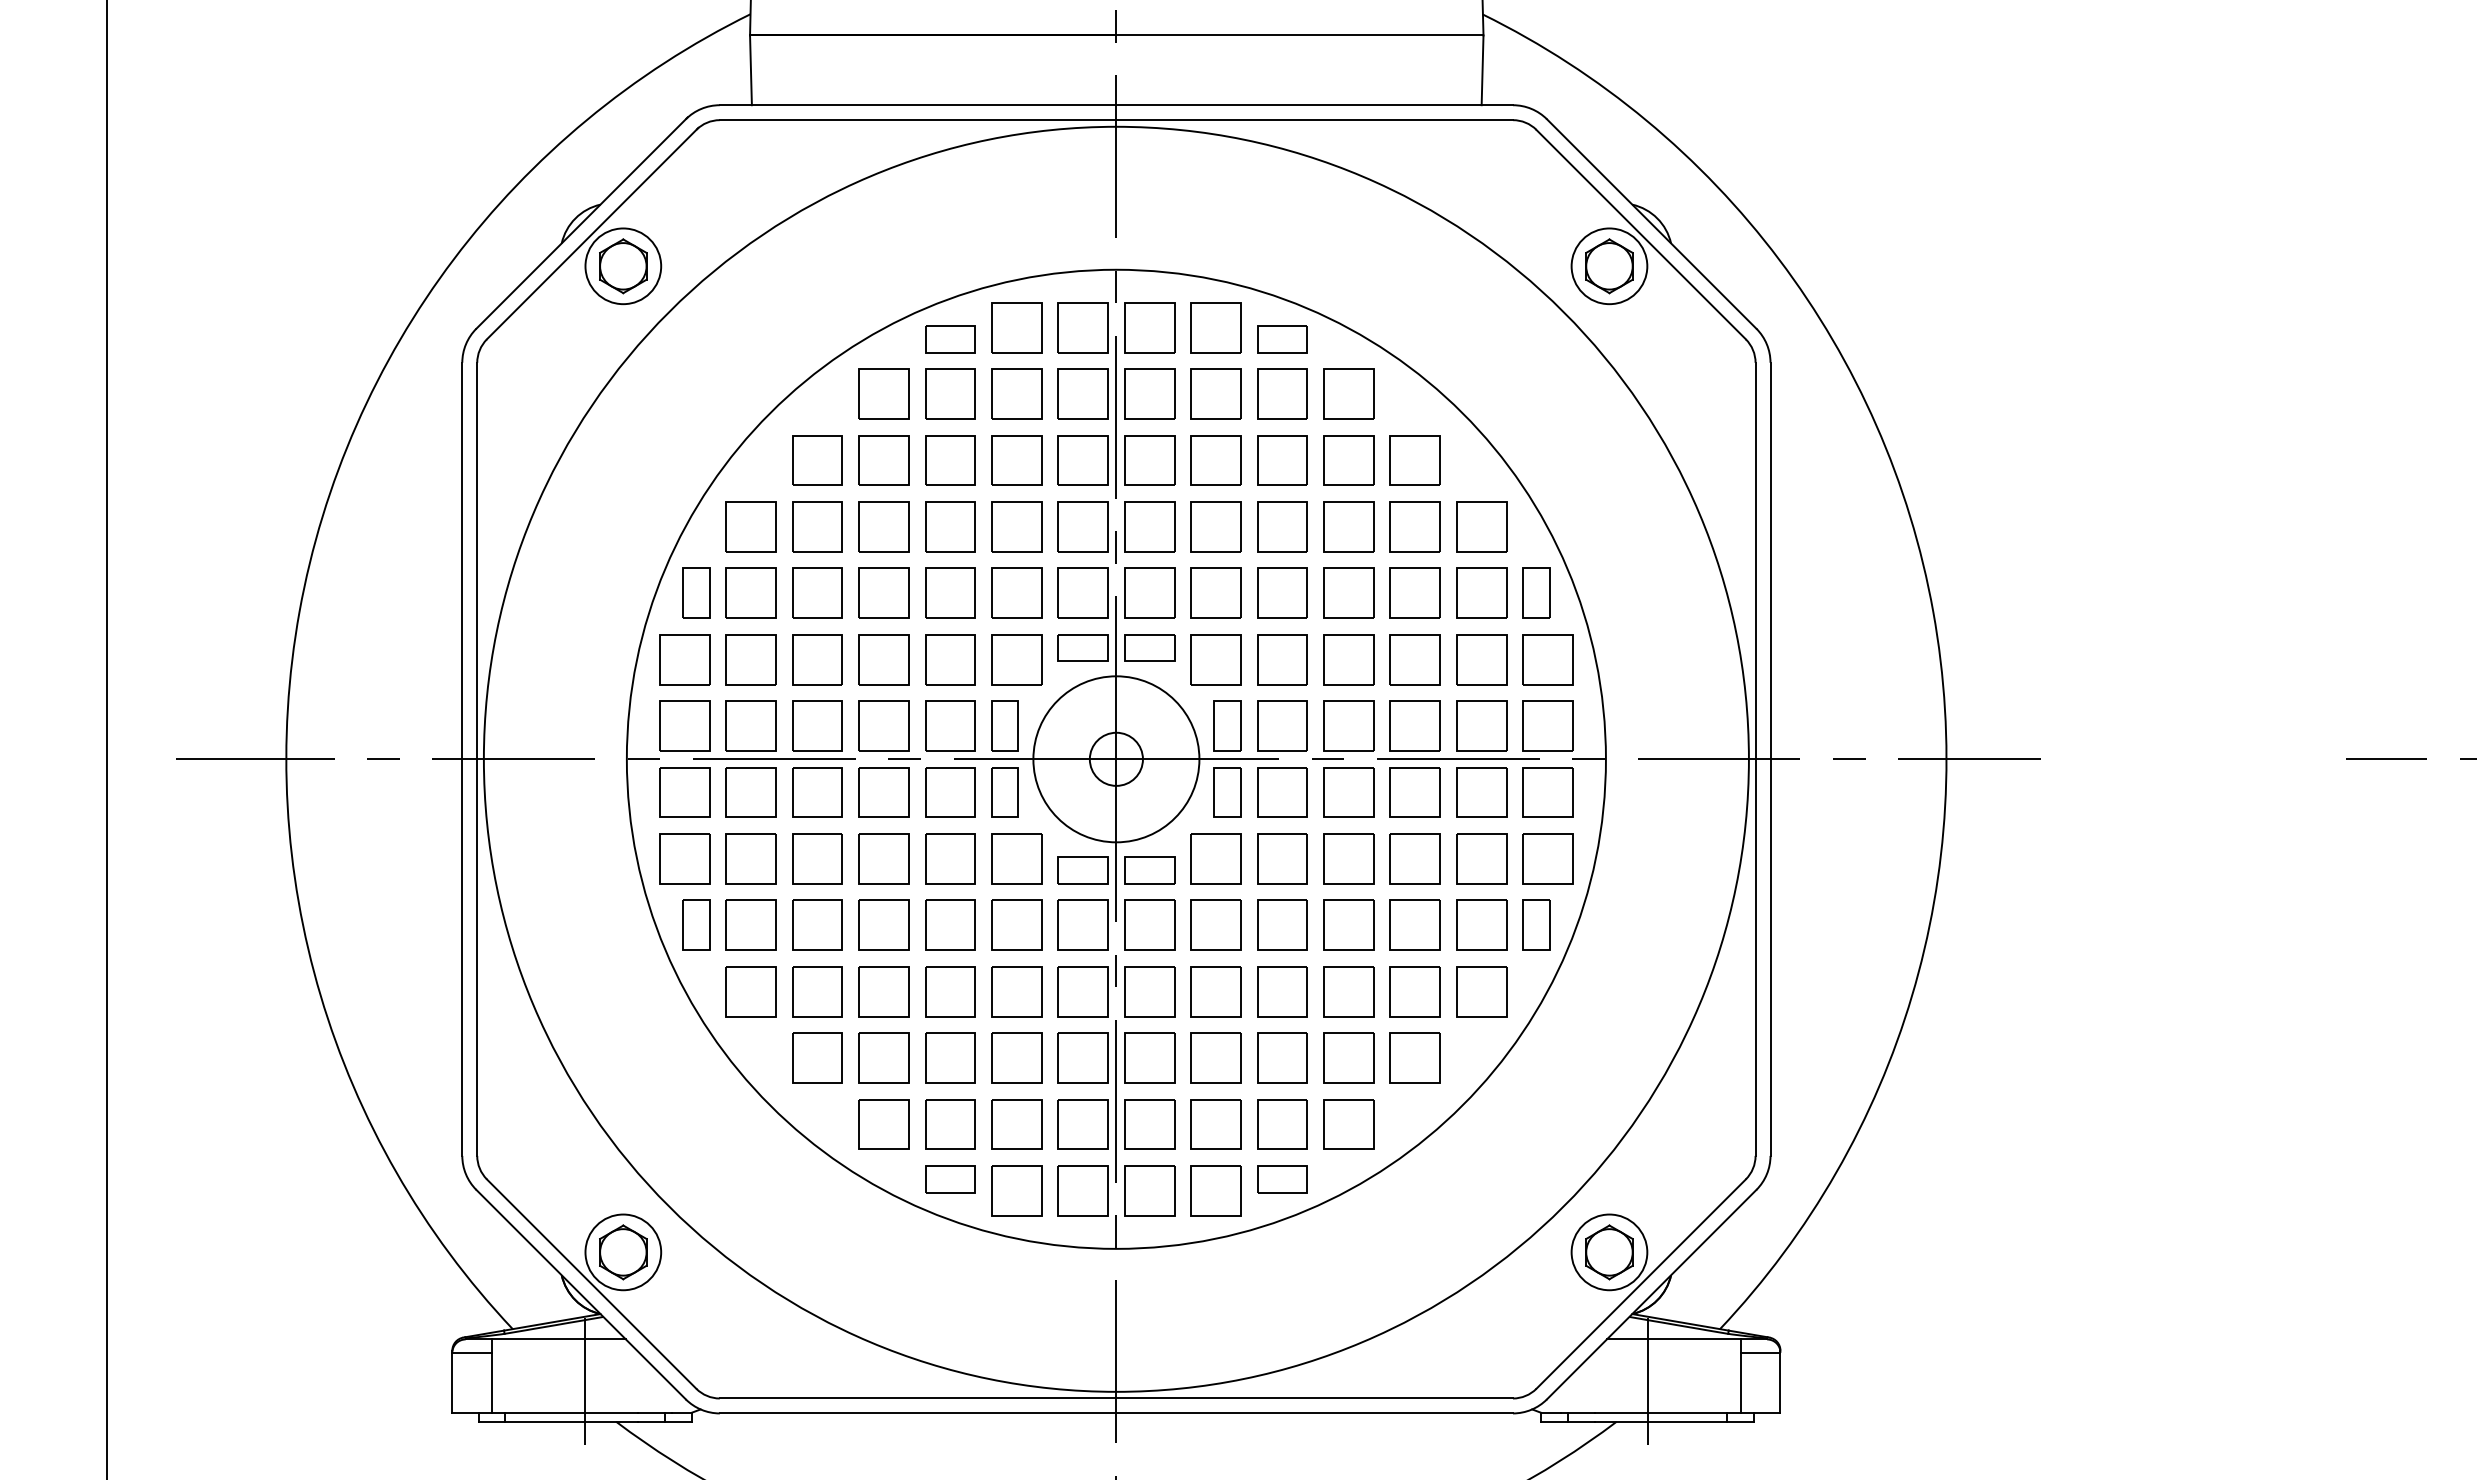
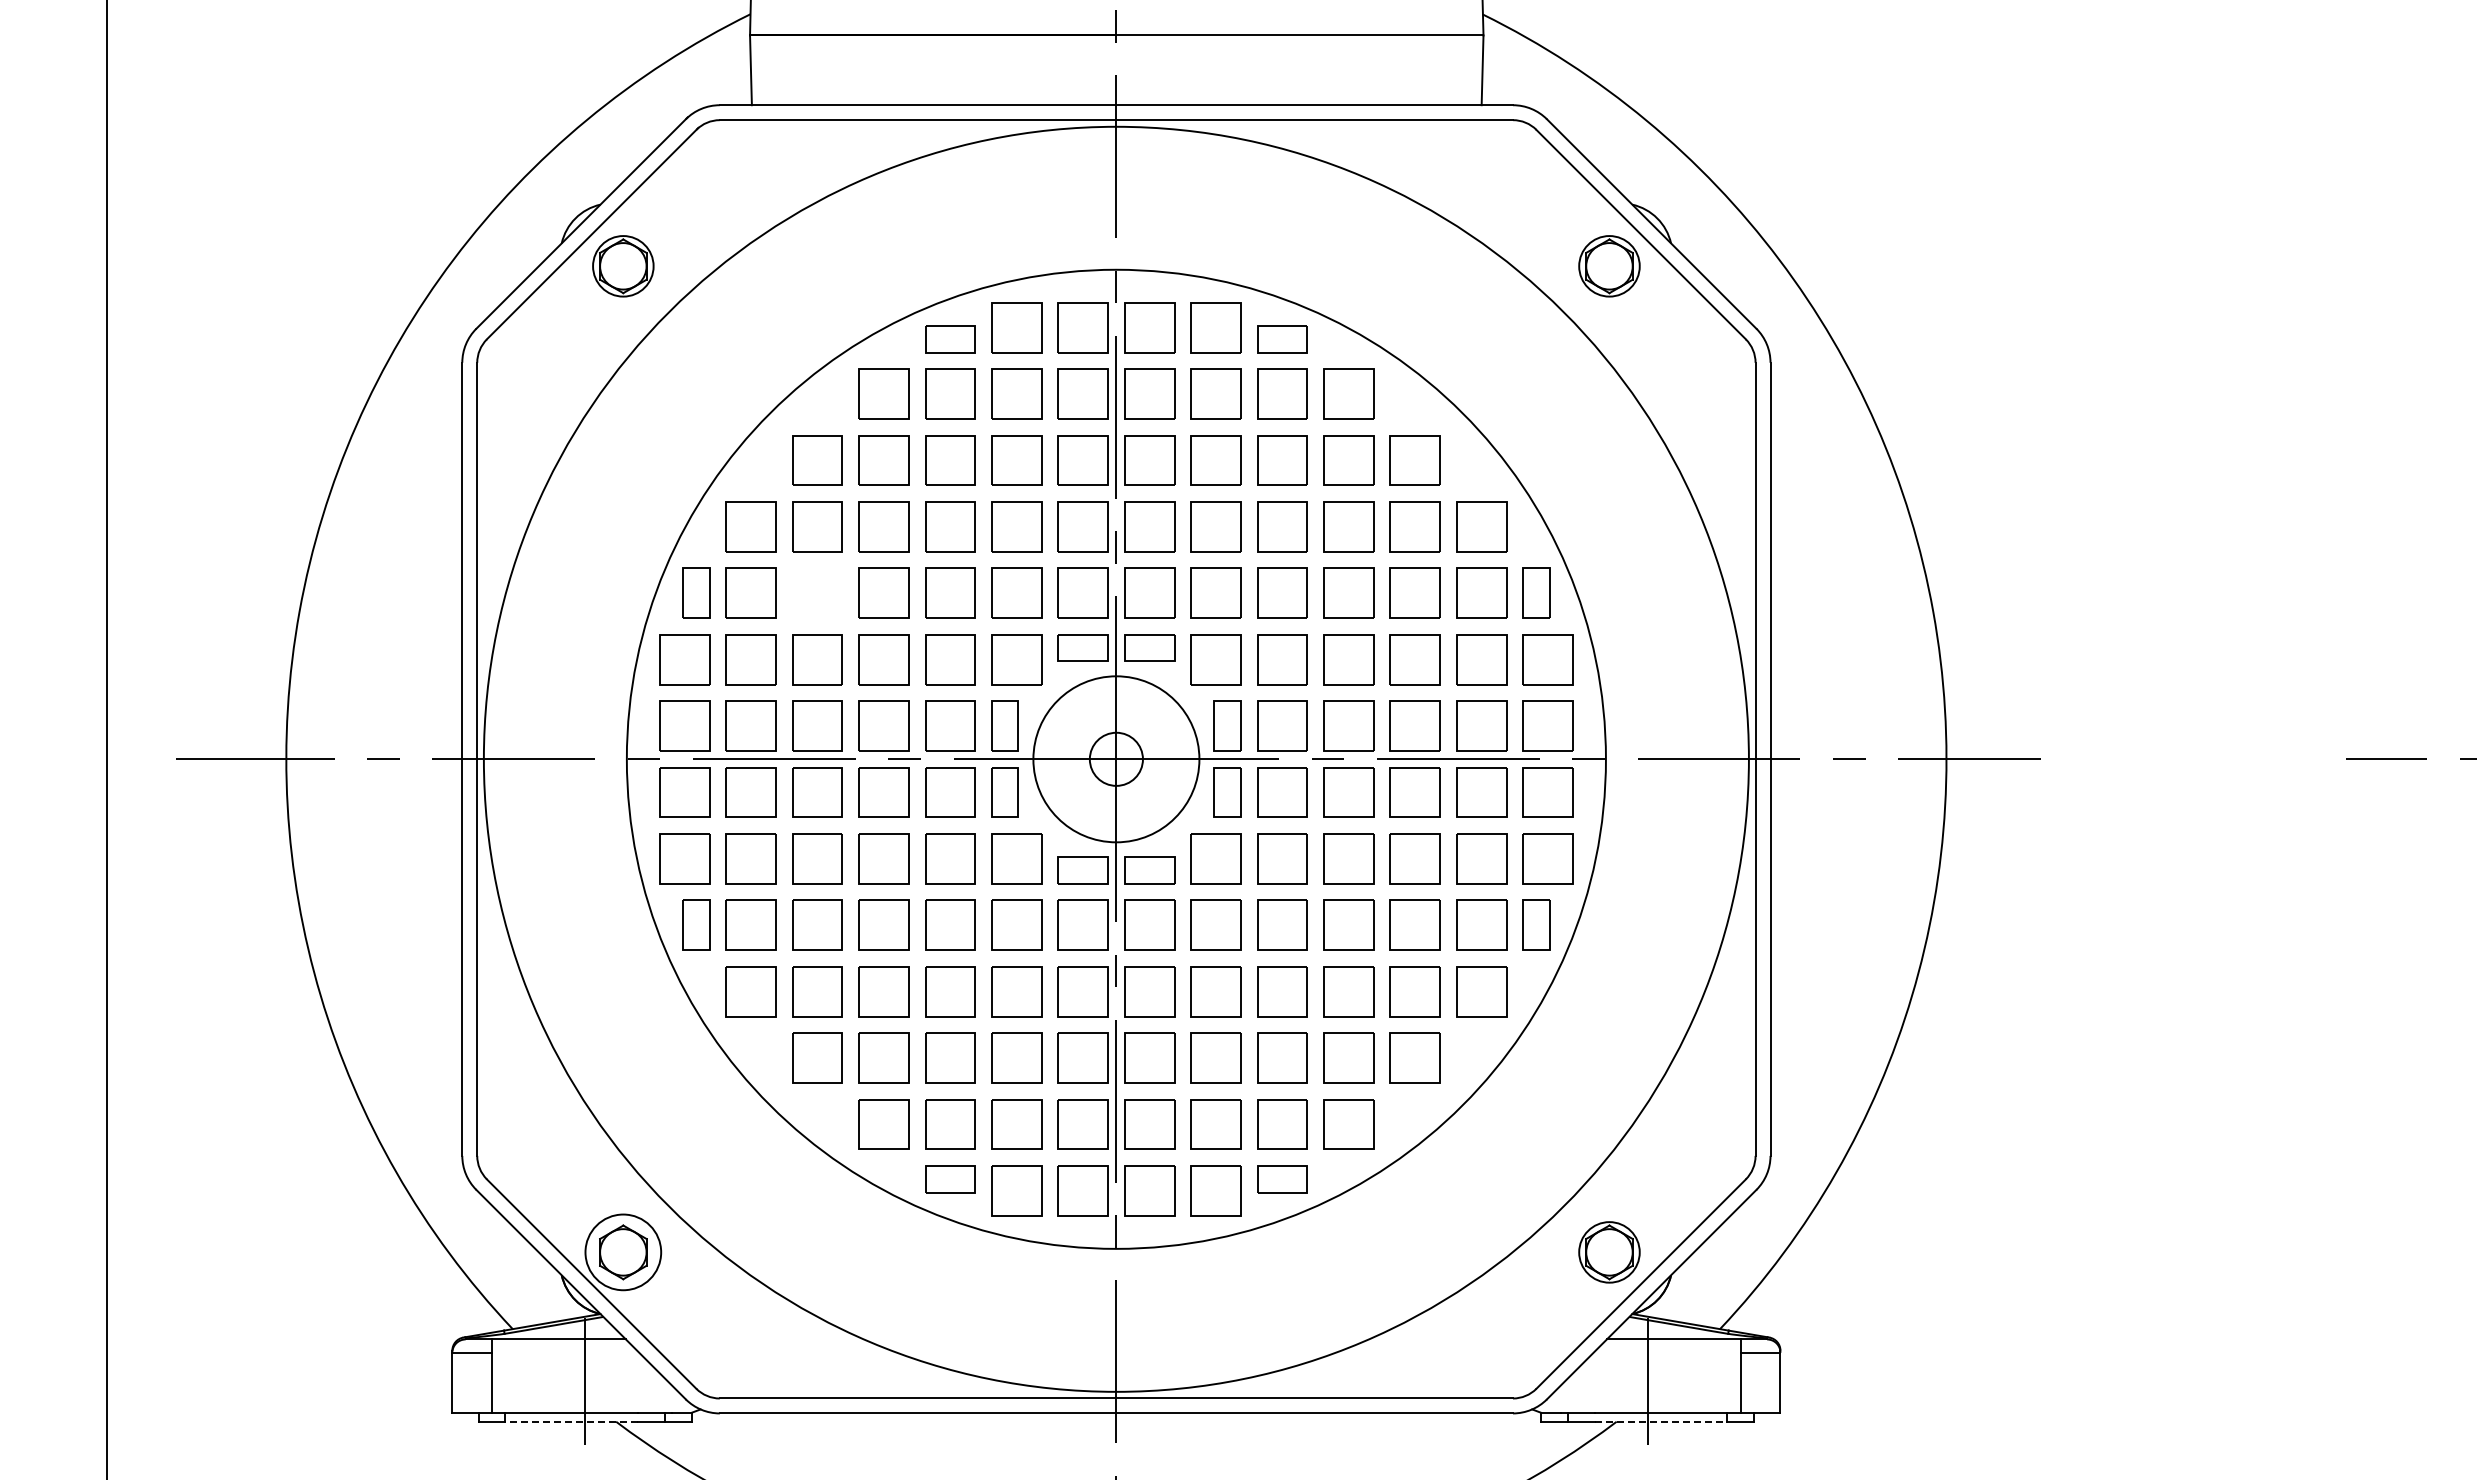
circle diameter: 76 px -> 61 px (623, 266)
circle diameter: 76 px -> 61 px (1609, 266)
part: present -> none (817, 592)
circle diameter: 76 px -> 61 px (1609, 1252)
line: solid -> dashed (571, 1421)
line: solid -> dashed (1661, 1421)
